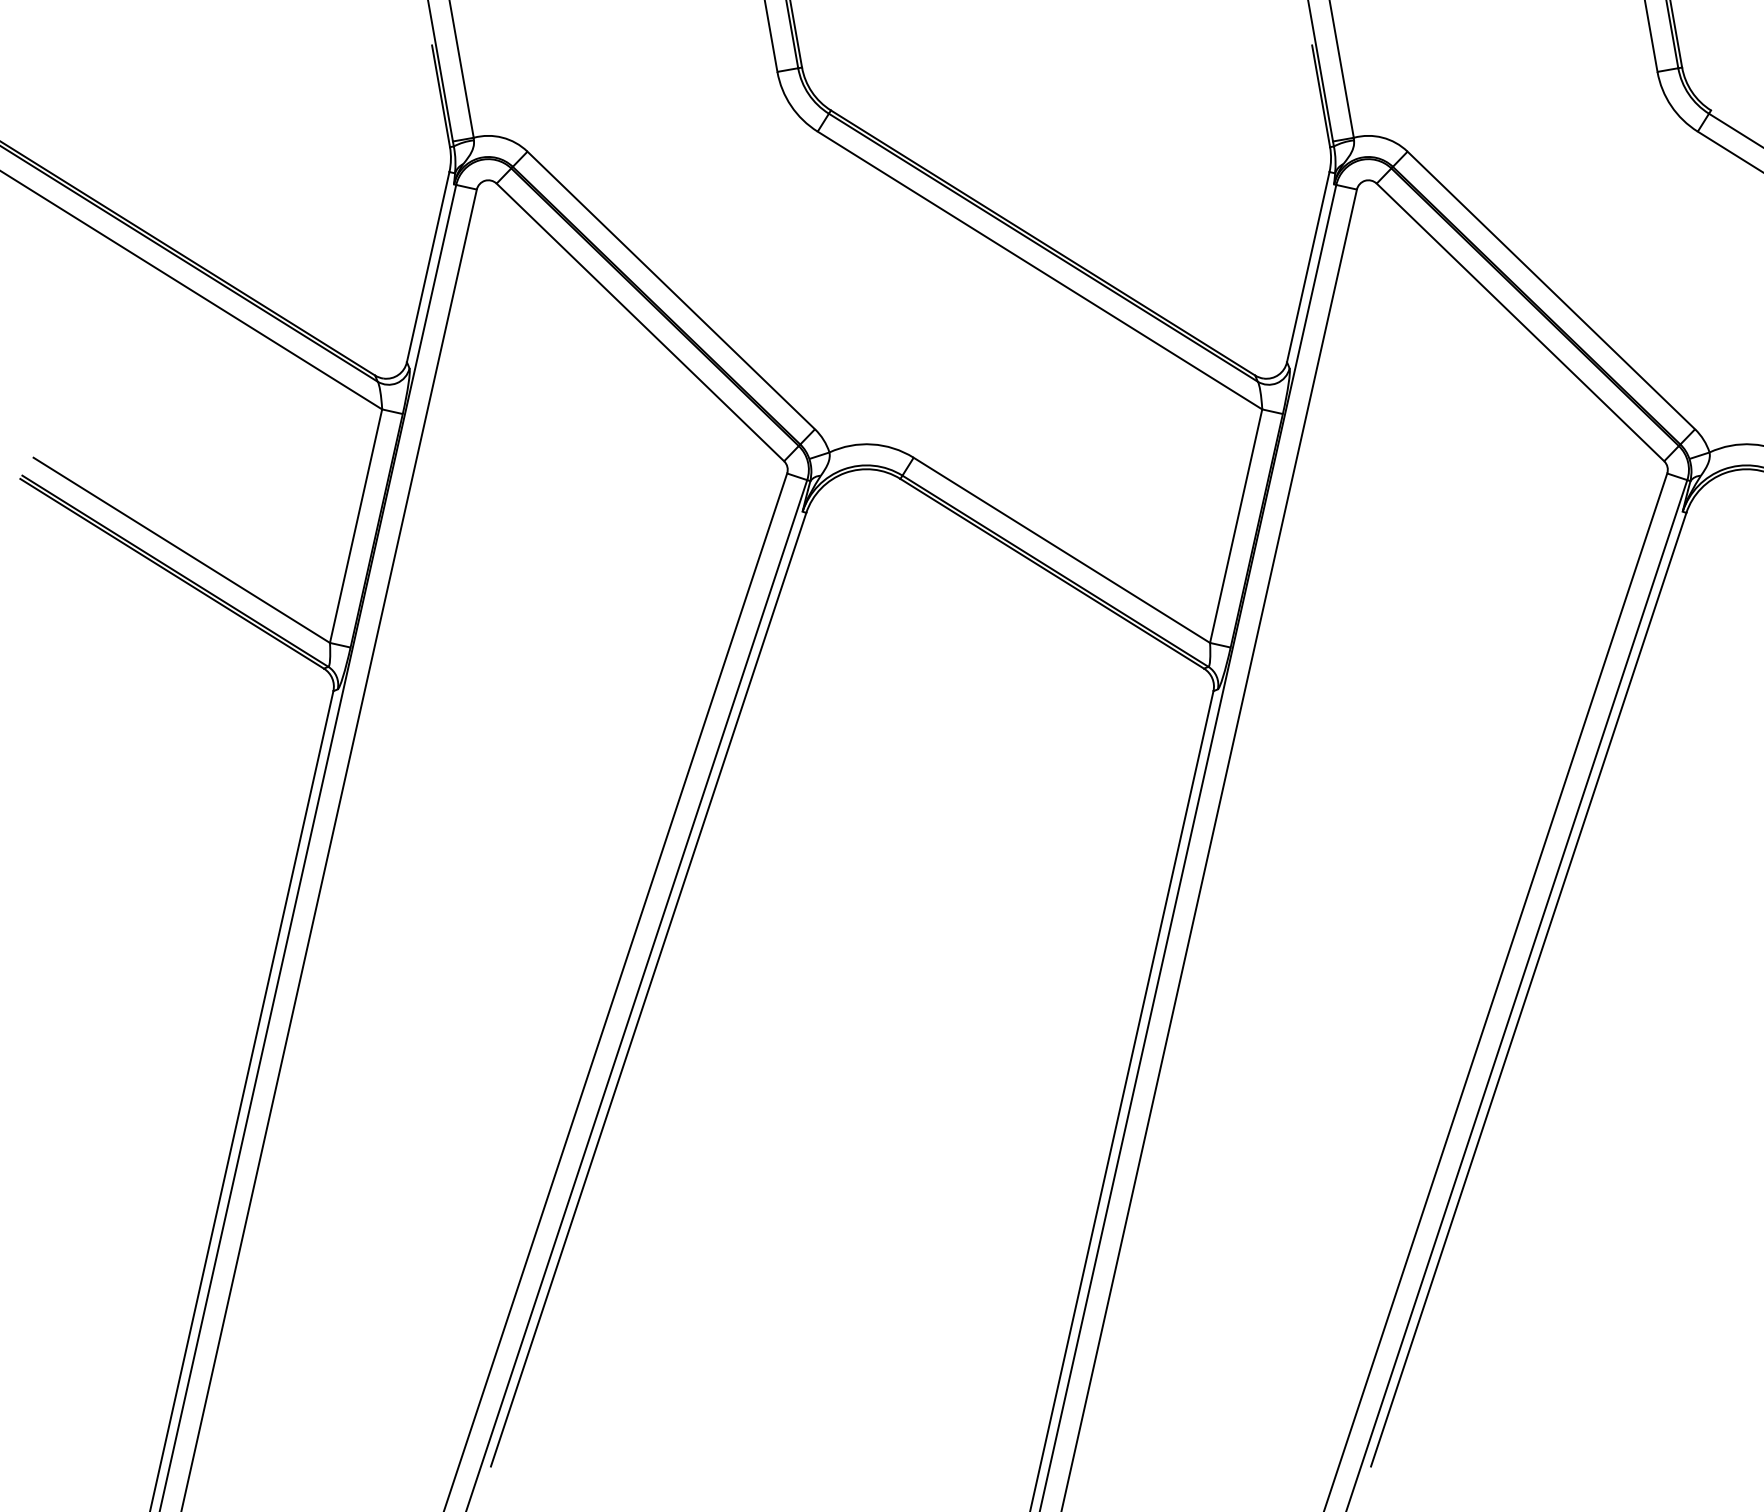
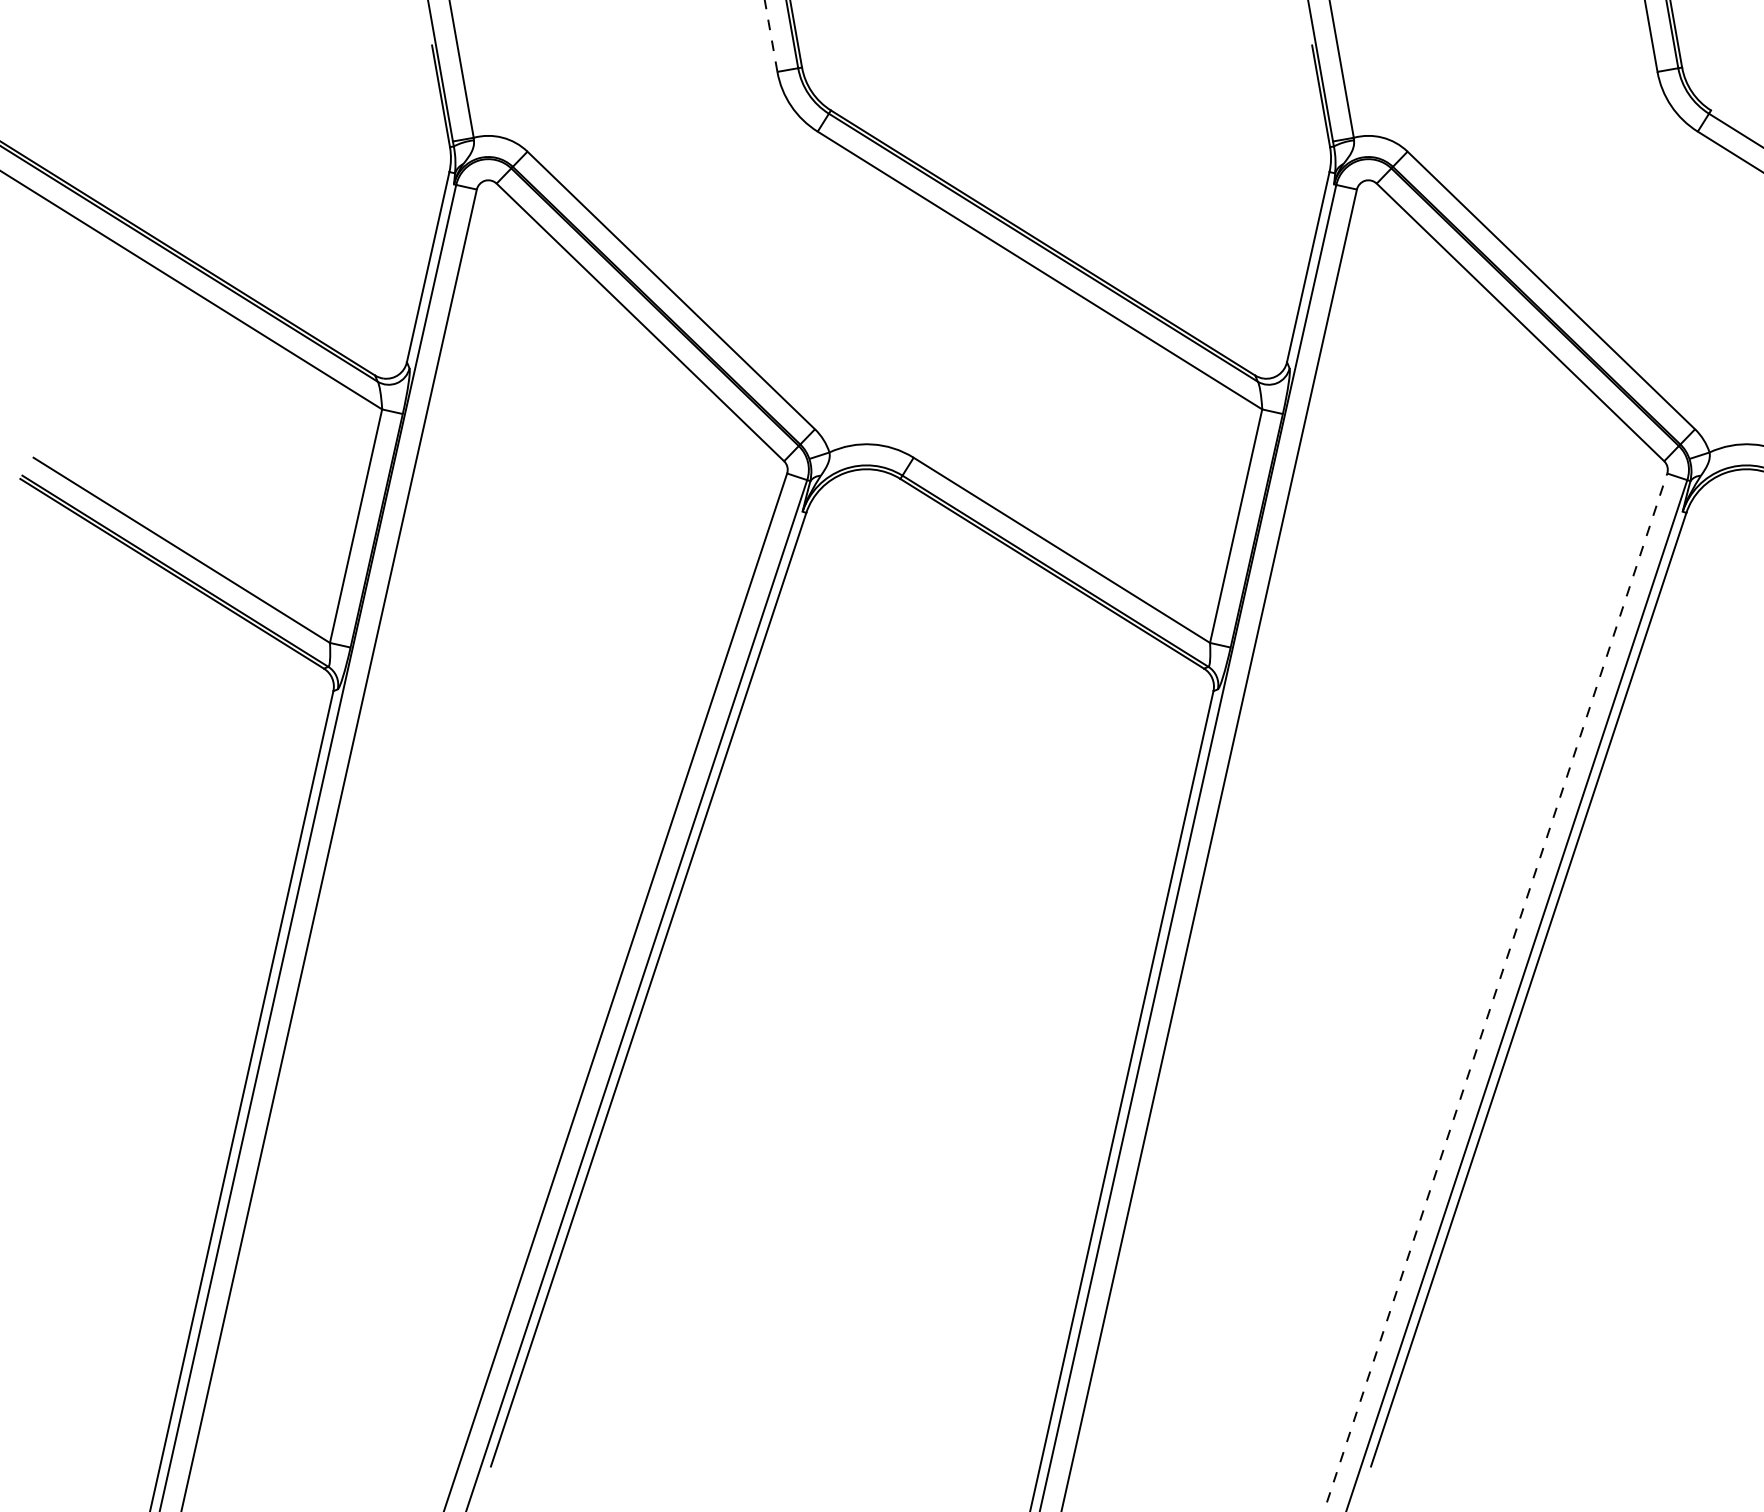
line: solid -> dashed (771, 35)
line: solid -> dashed (1495, 991)
